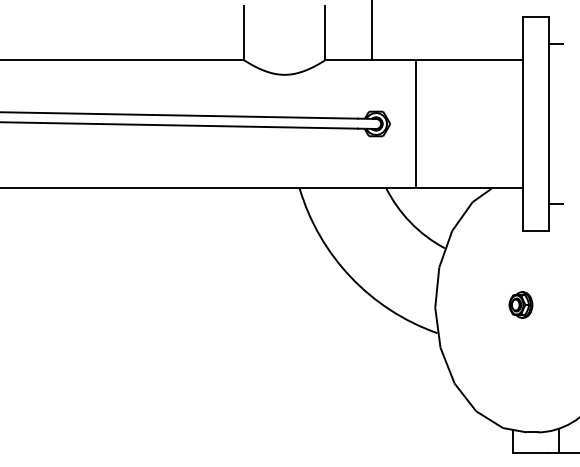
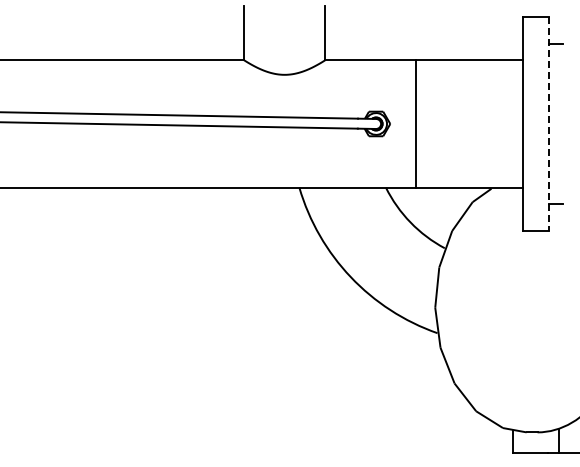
line: present -> none (371, 31)
line: solid -> dashed (548, 123)
part: present -> none (520, 304)
